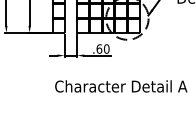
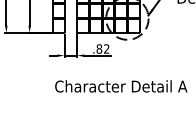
text: .60 -> .82 (102, 48)
